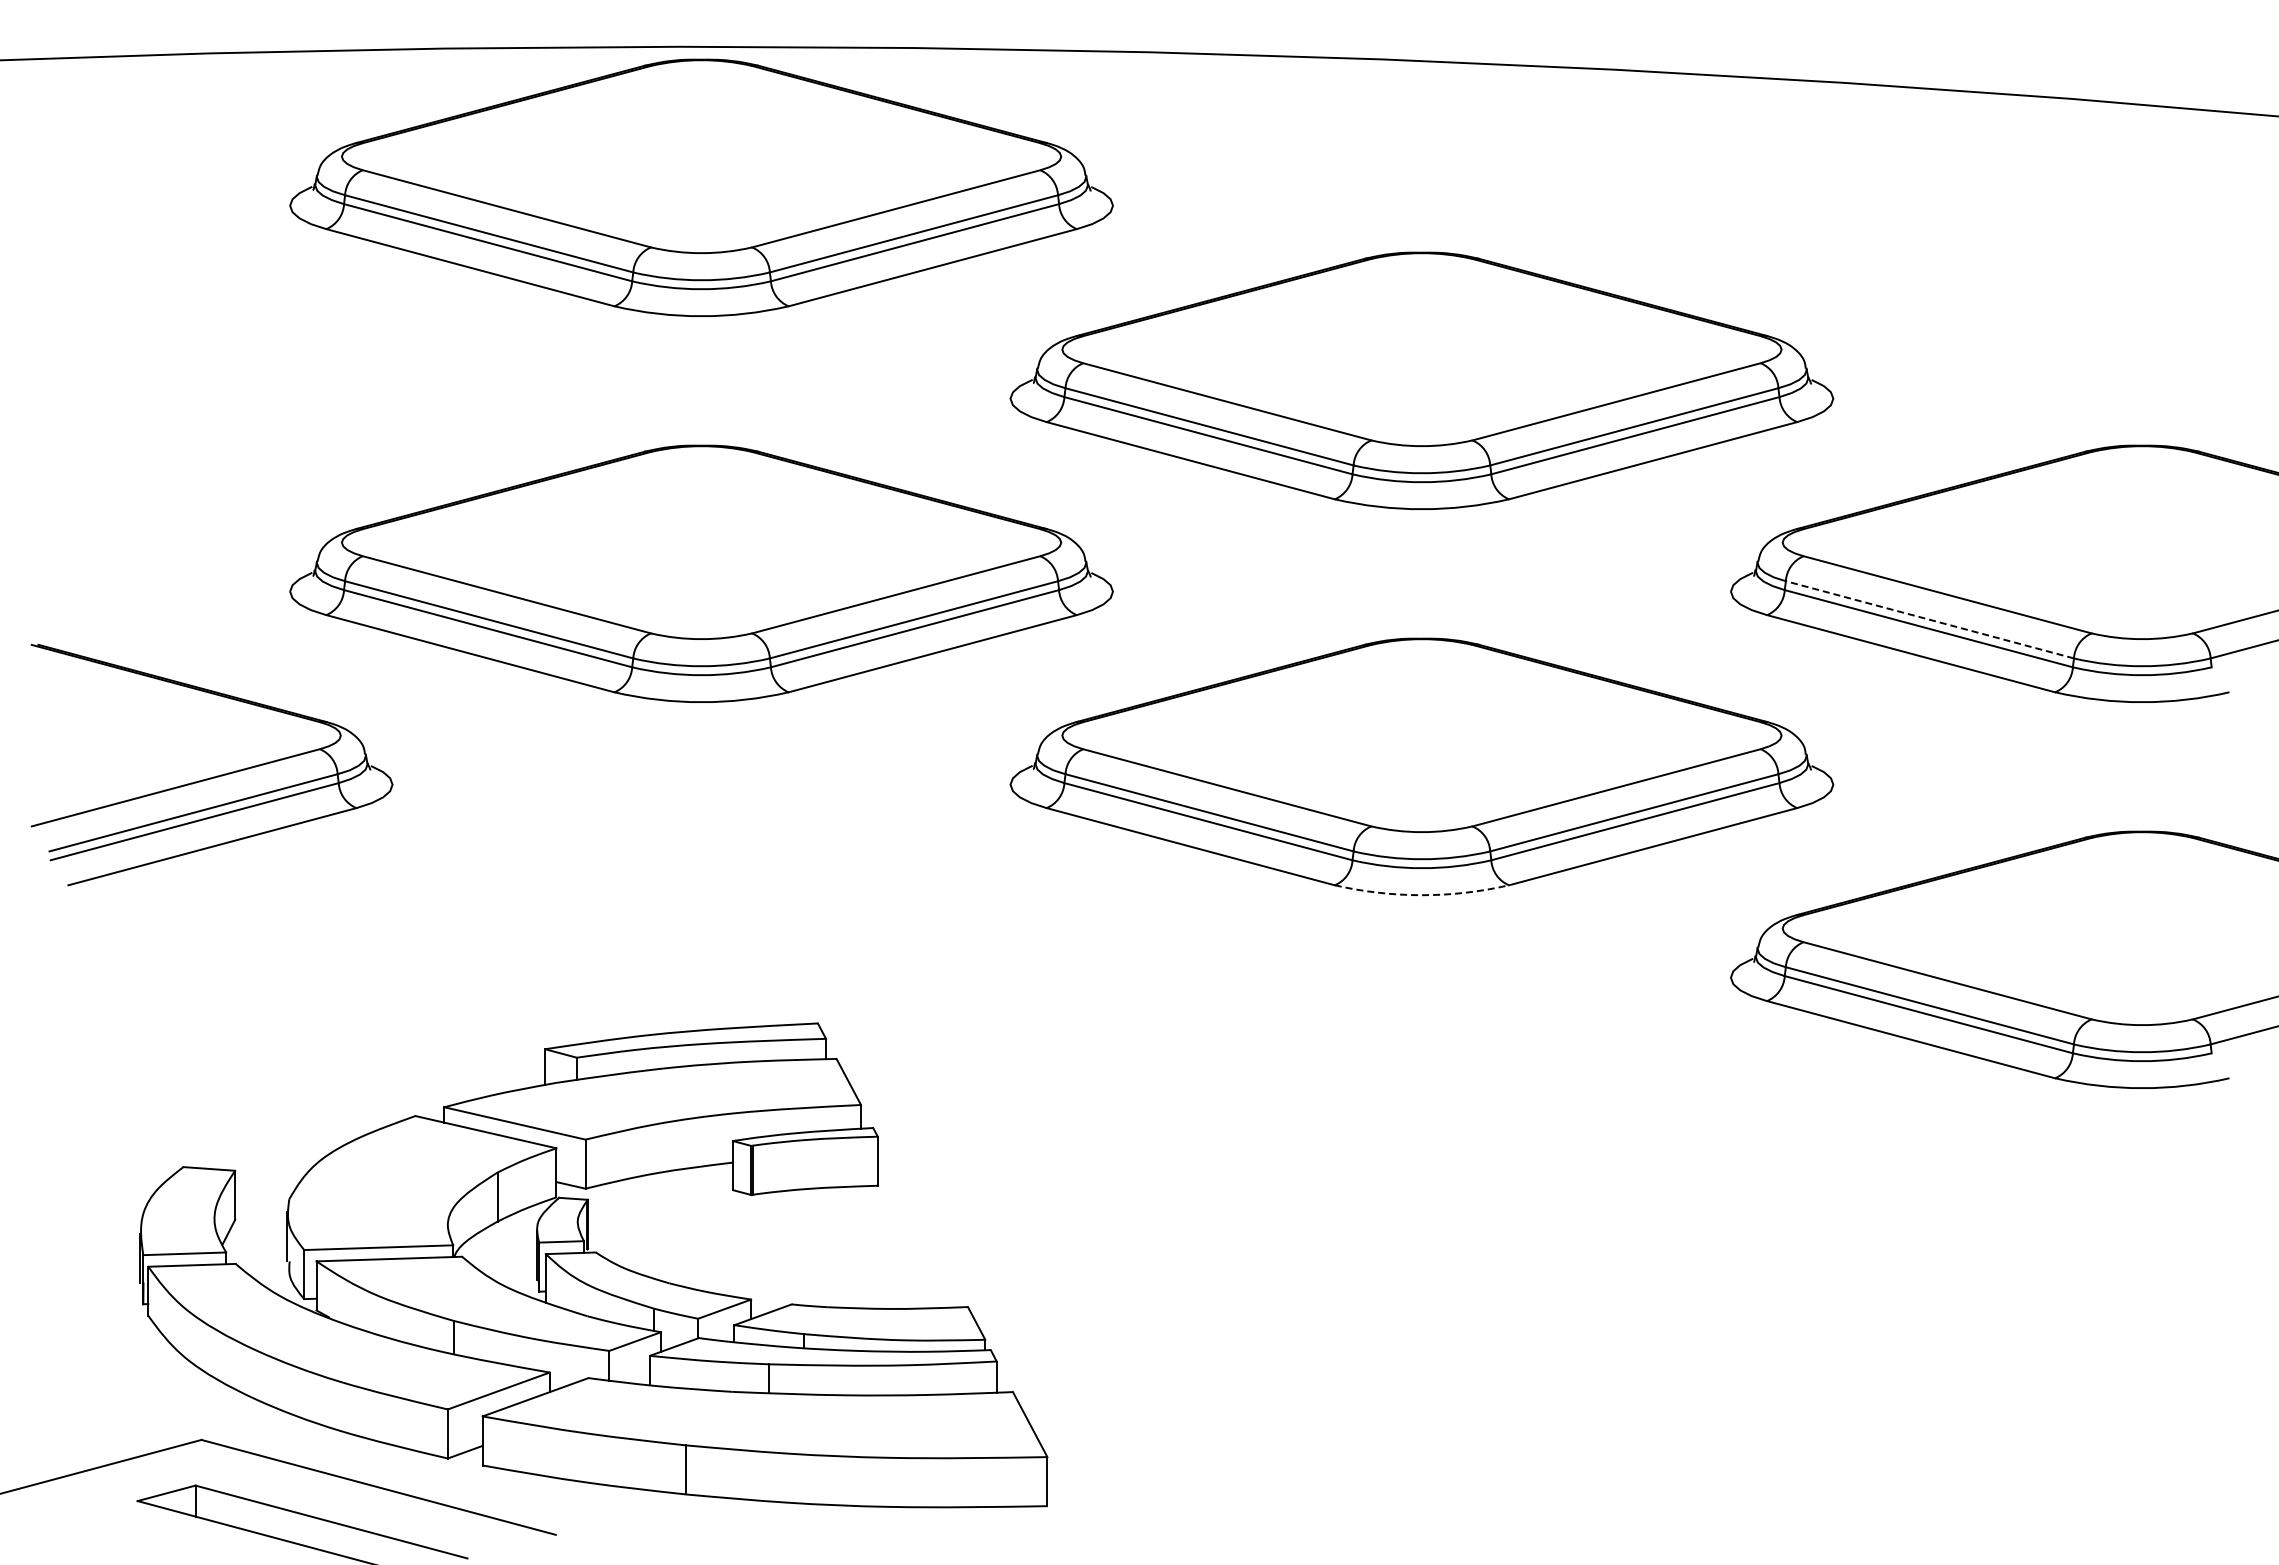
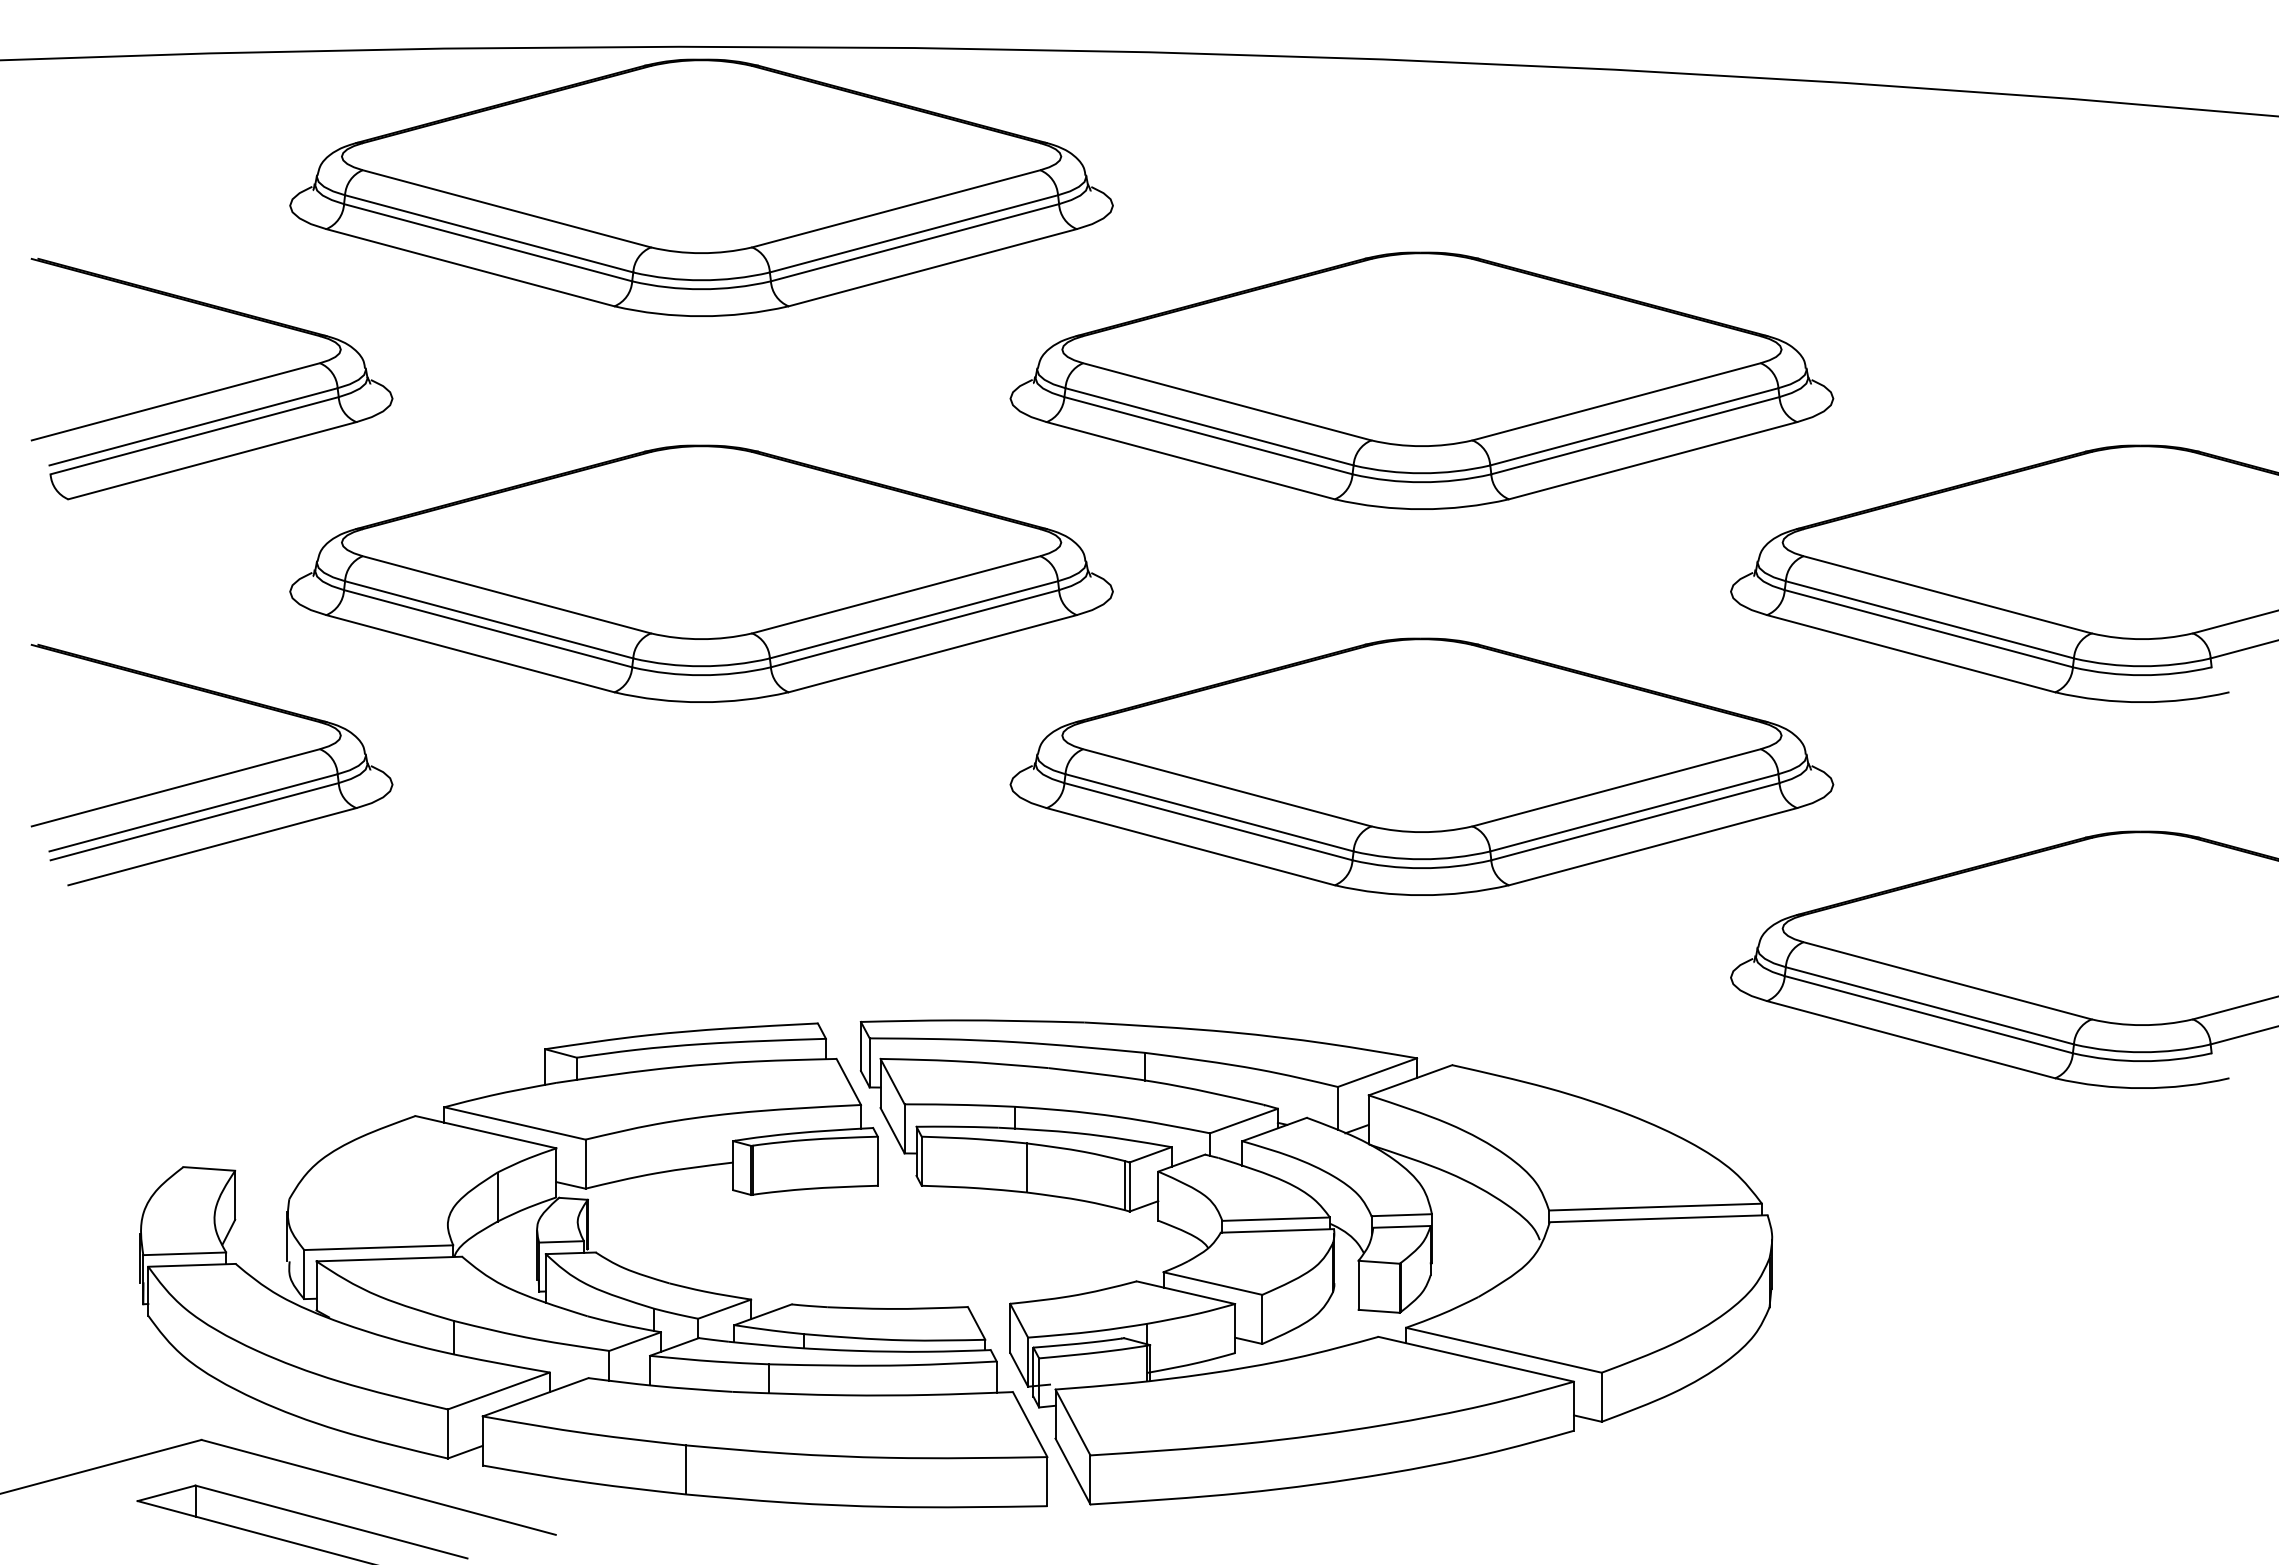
part: none -> present (213, 390)
line: dashed -> solid (1929, 619)
arc: dashed -> solid (1421, 895)
part: none -> present (1316, 1262)
